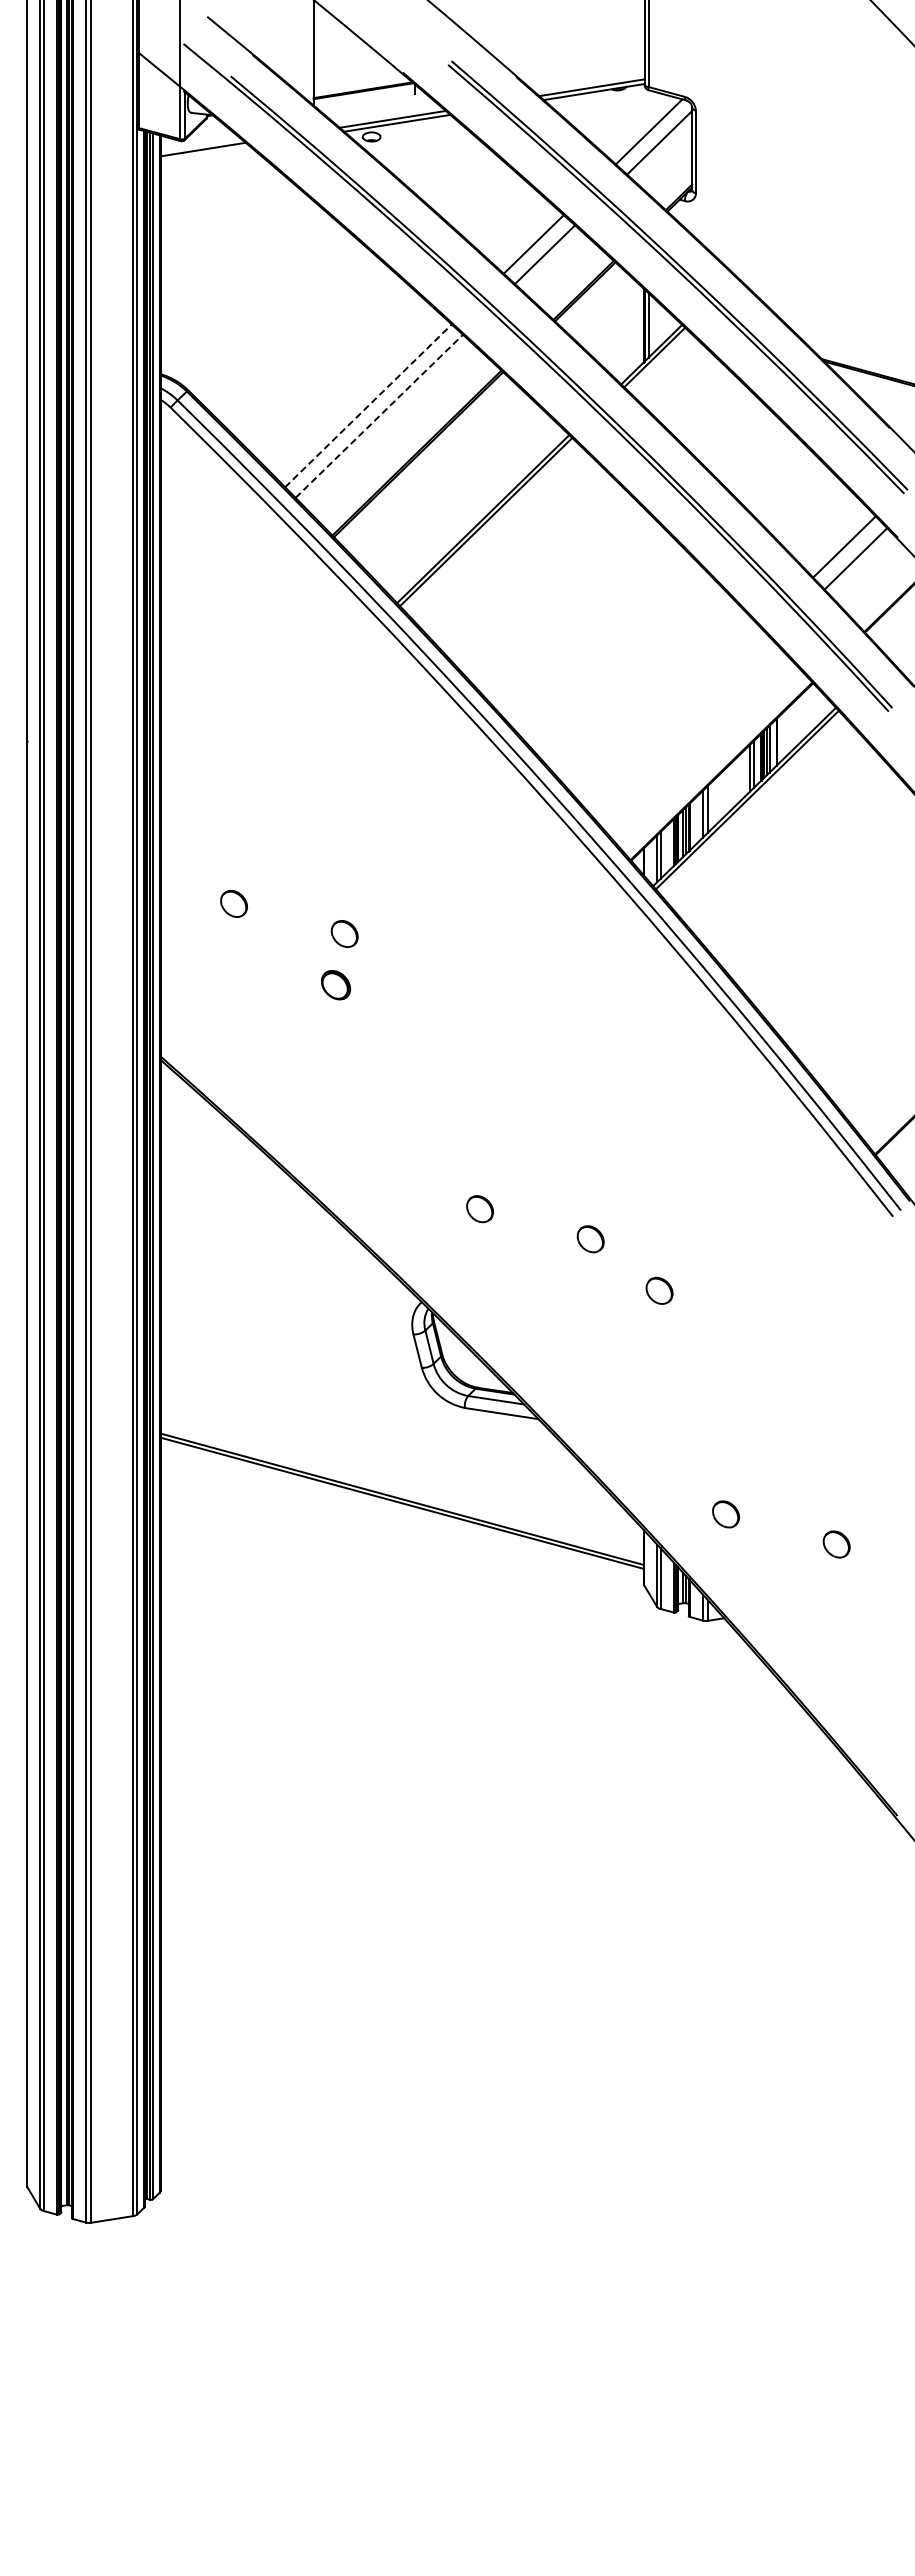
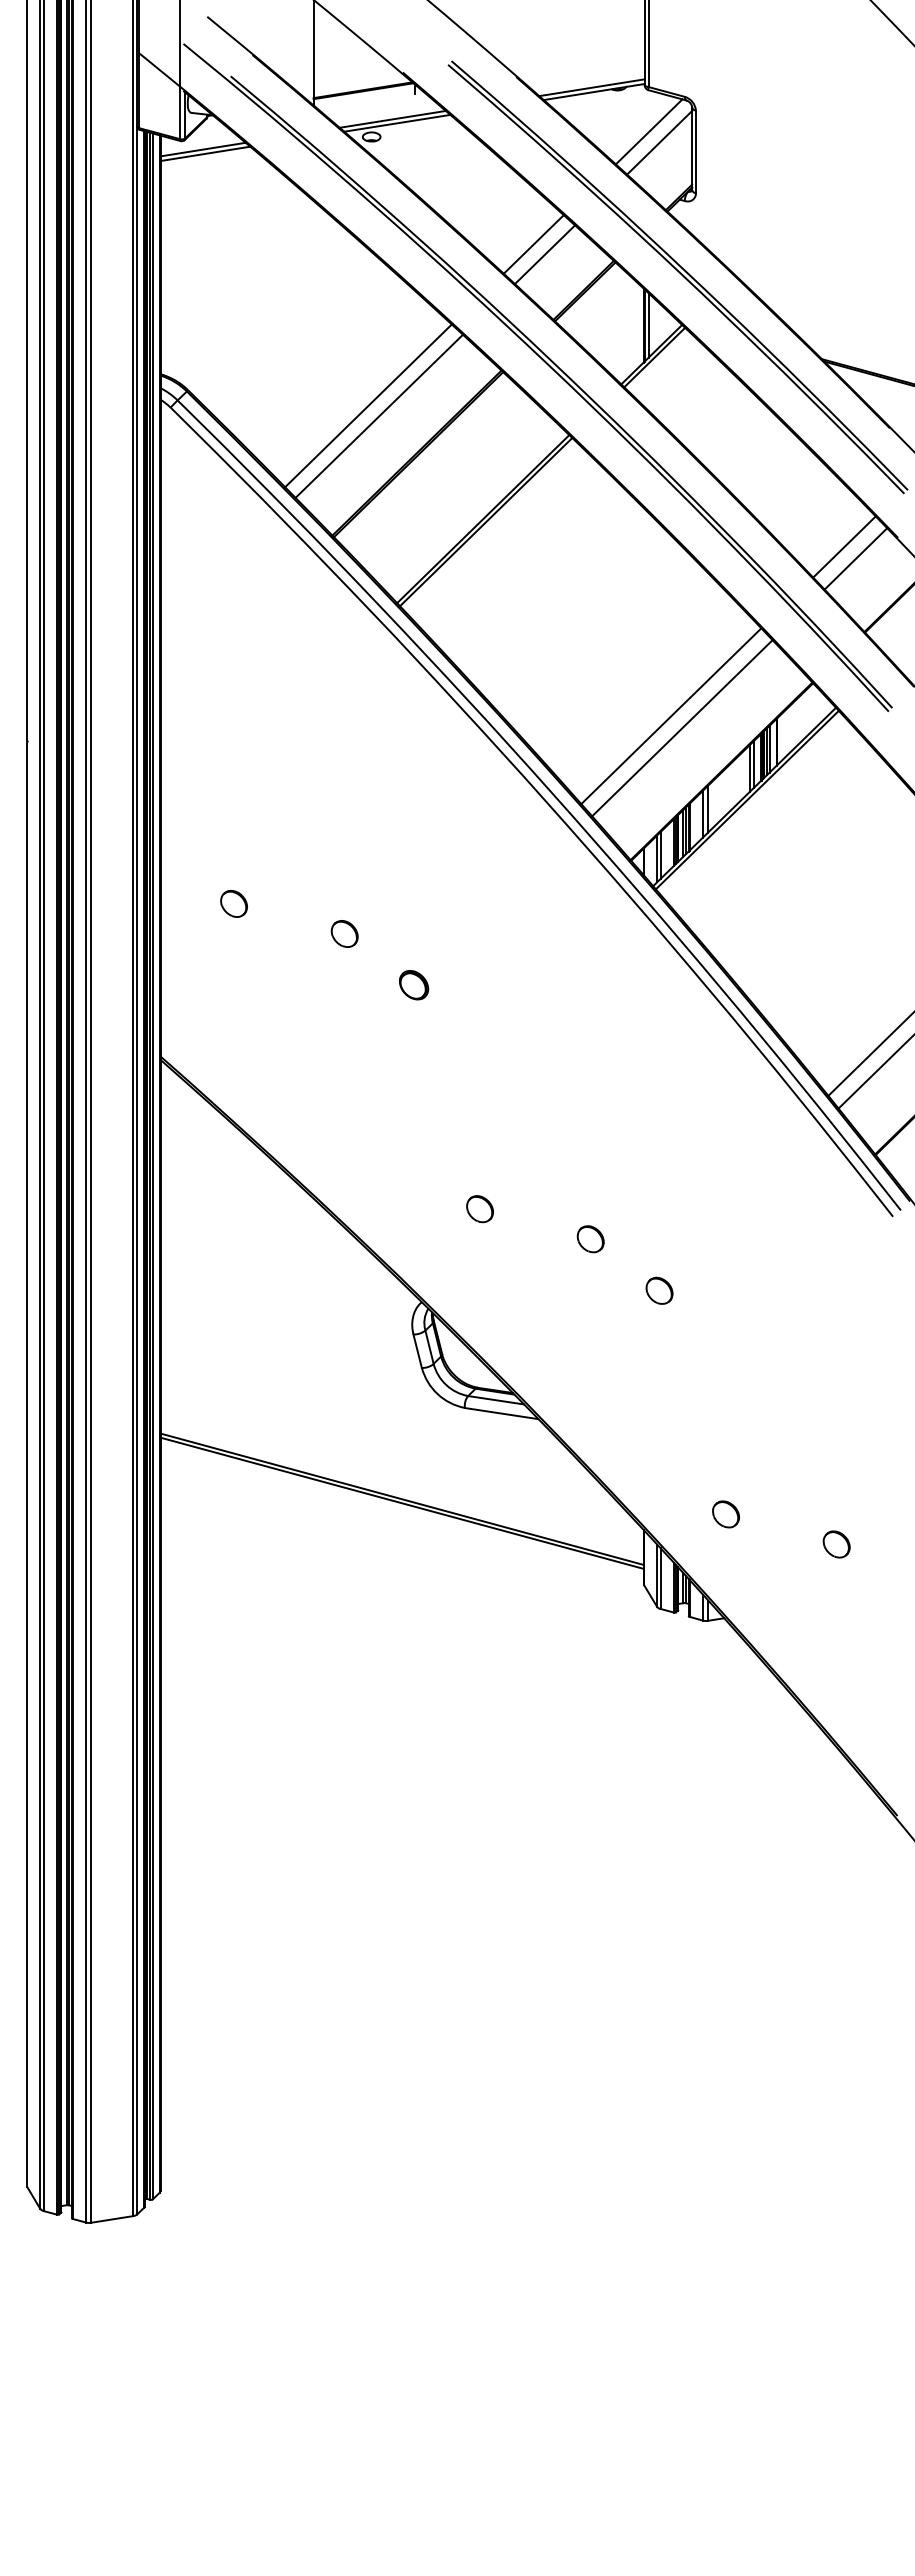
line: none -> present (205, 153)
line: dashed -> solid (368, 405)
line: dashed -> solid (379, 416)
line: none -> present (671, 716)
line: none -> present (682, 728)
part position: (336, 985) -> (414, 985) (414, 985)
line: none -> present (869, 1054)
line: none -> present (874, 1072)
